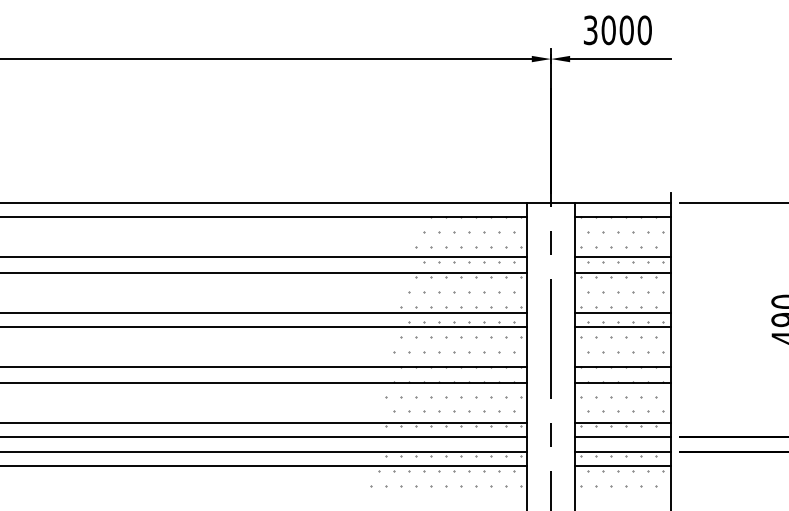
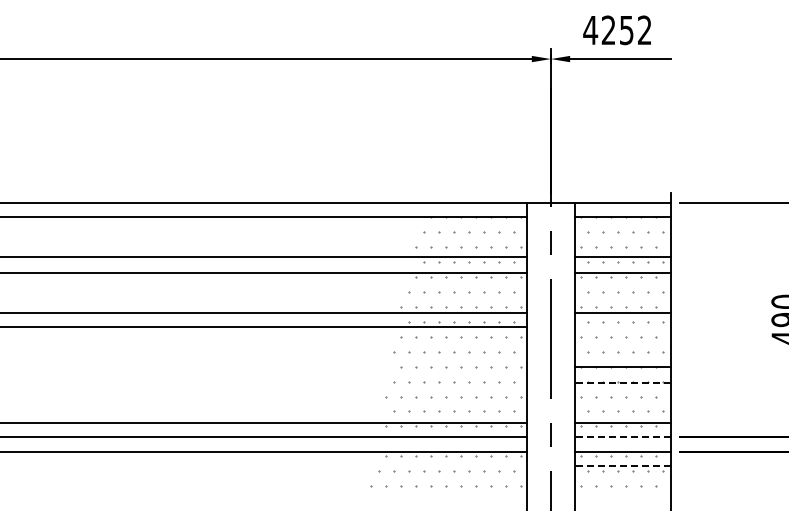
text: 3000 -> 4252 (617, 30)
line: present -> none (622, 327)
line: present -> none (264, 366)
line: present -> none (264, 383)
line: solid -> dashed (622, 383)
line: solid -> dashed (622, 437)
line: present -> none (264, 465)
line: solid -> dashed (622, 465)
